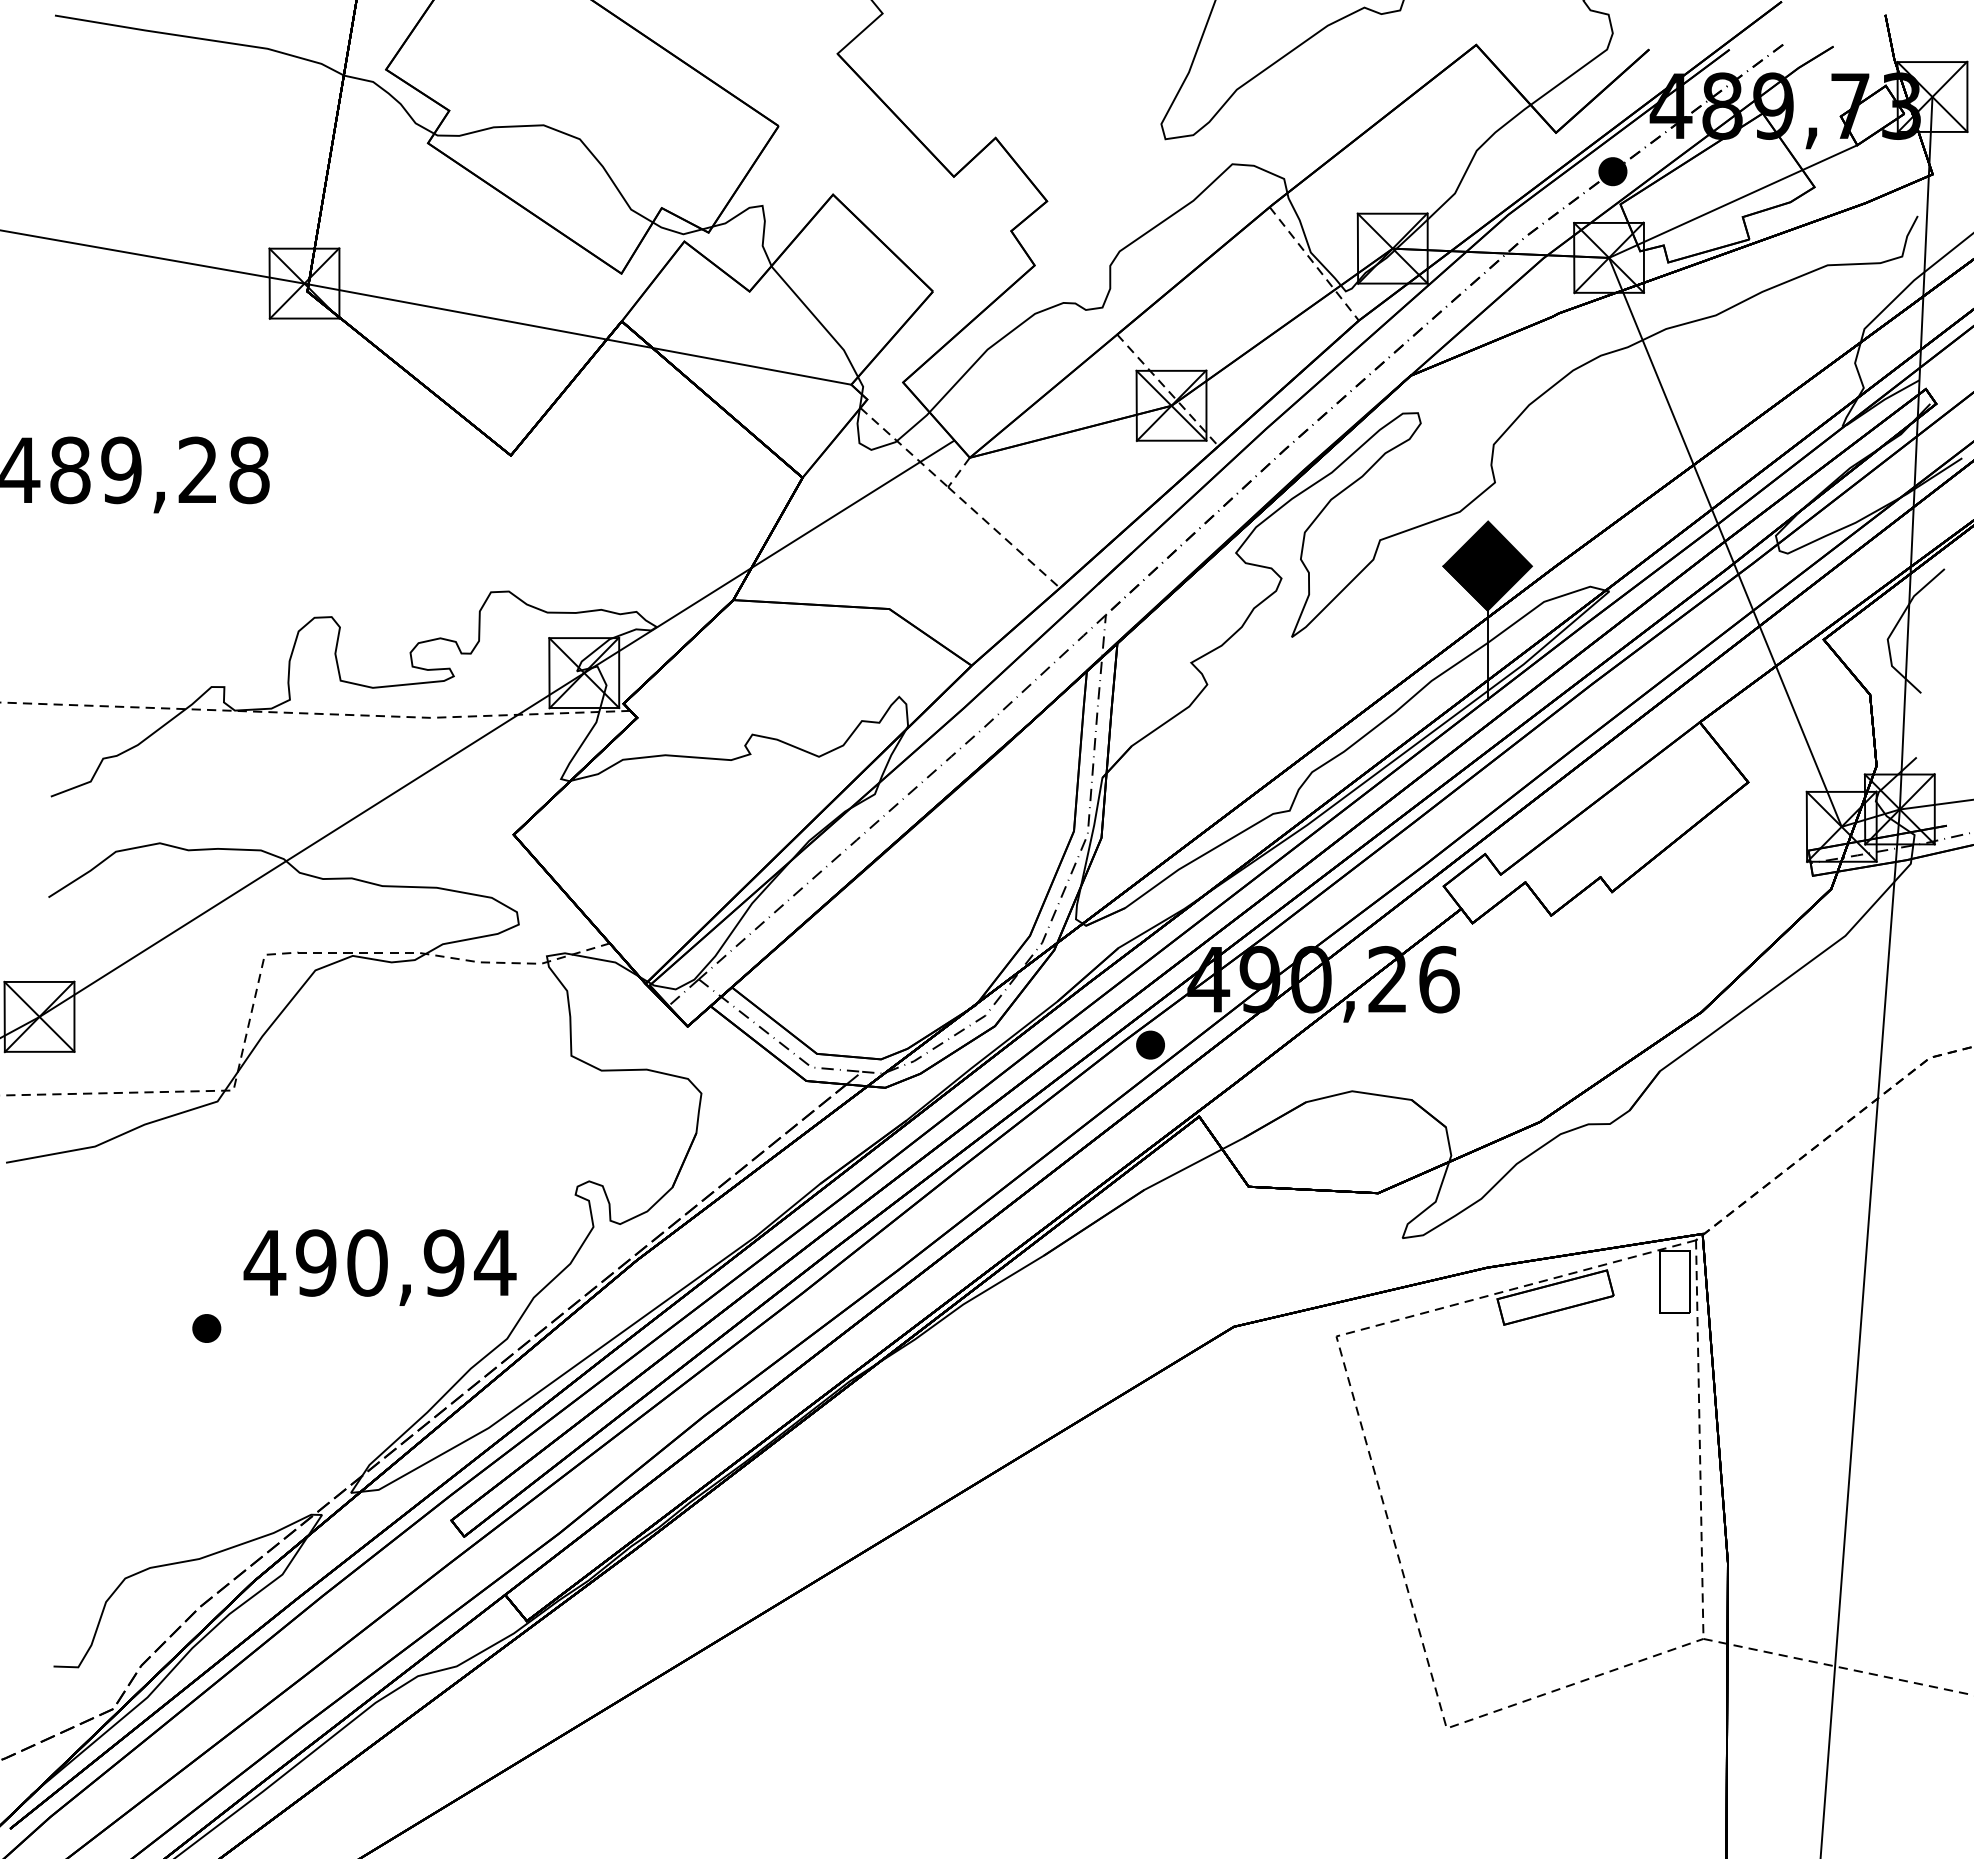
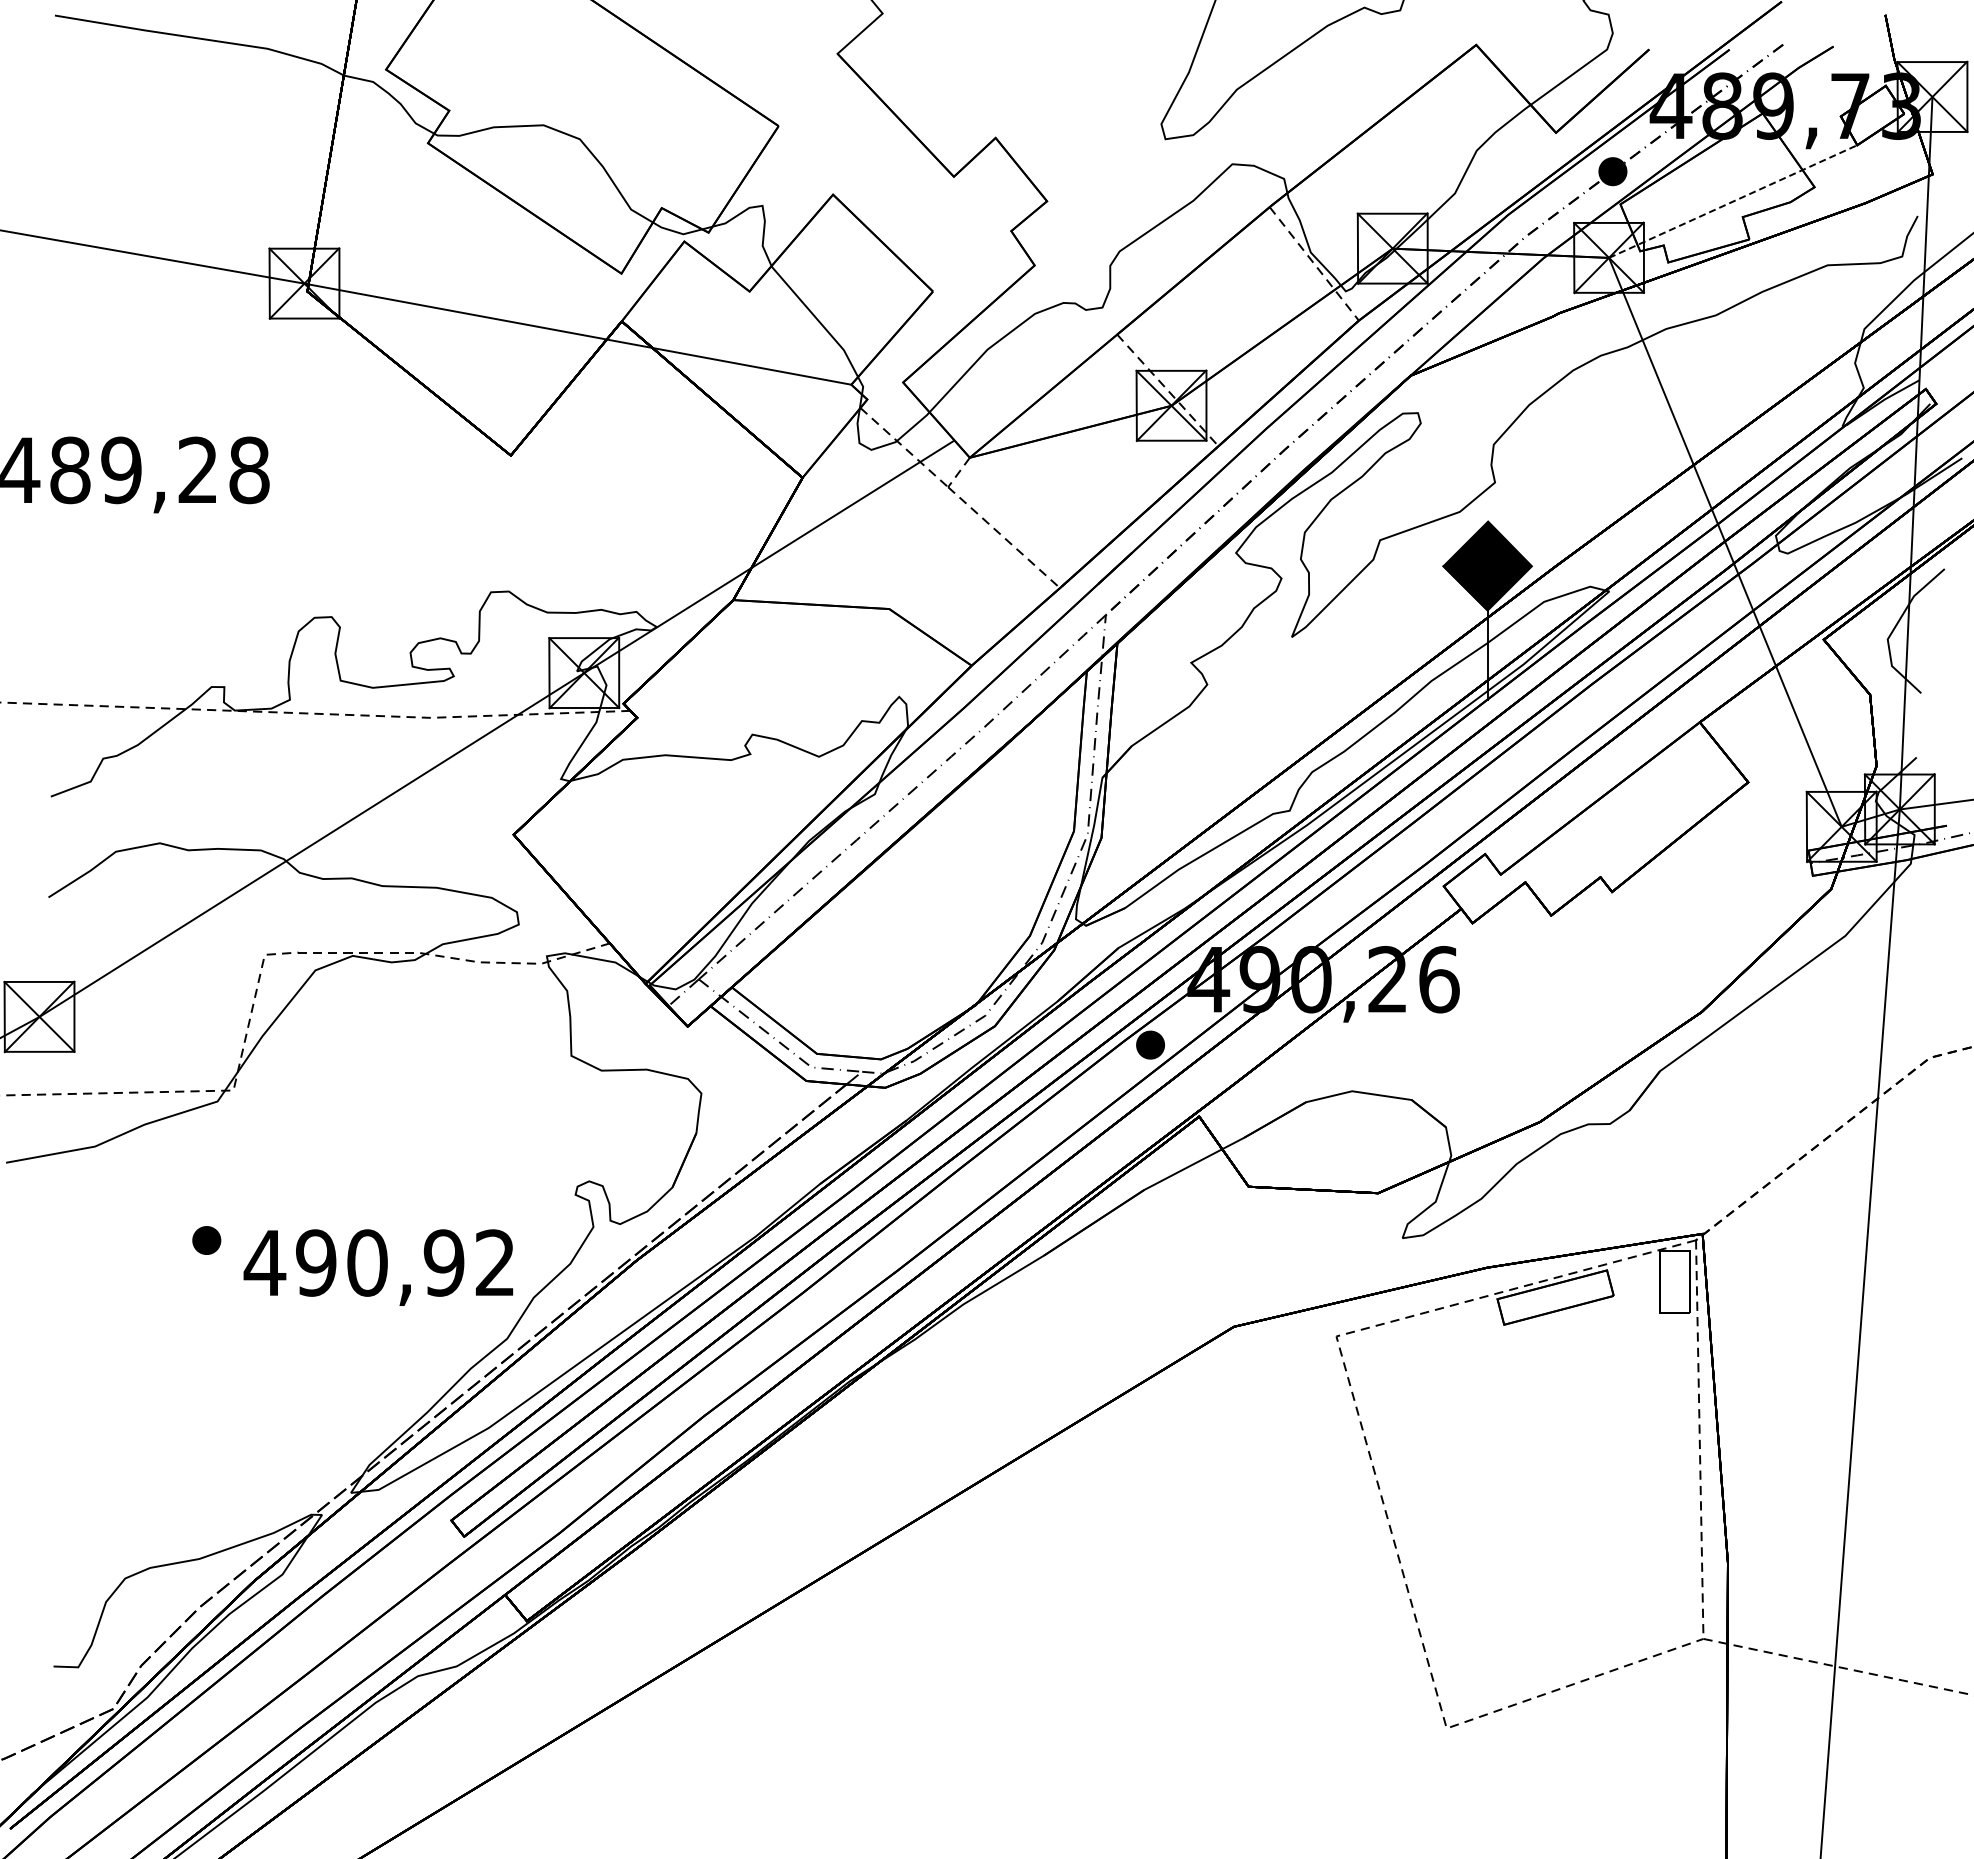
line: solid -> dashed (1733, 201)
text: 490,94 -> 490,92 (495, 1262)
part position: (206, 1328) -> (206, 1240) (206, 1240)
